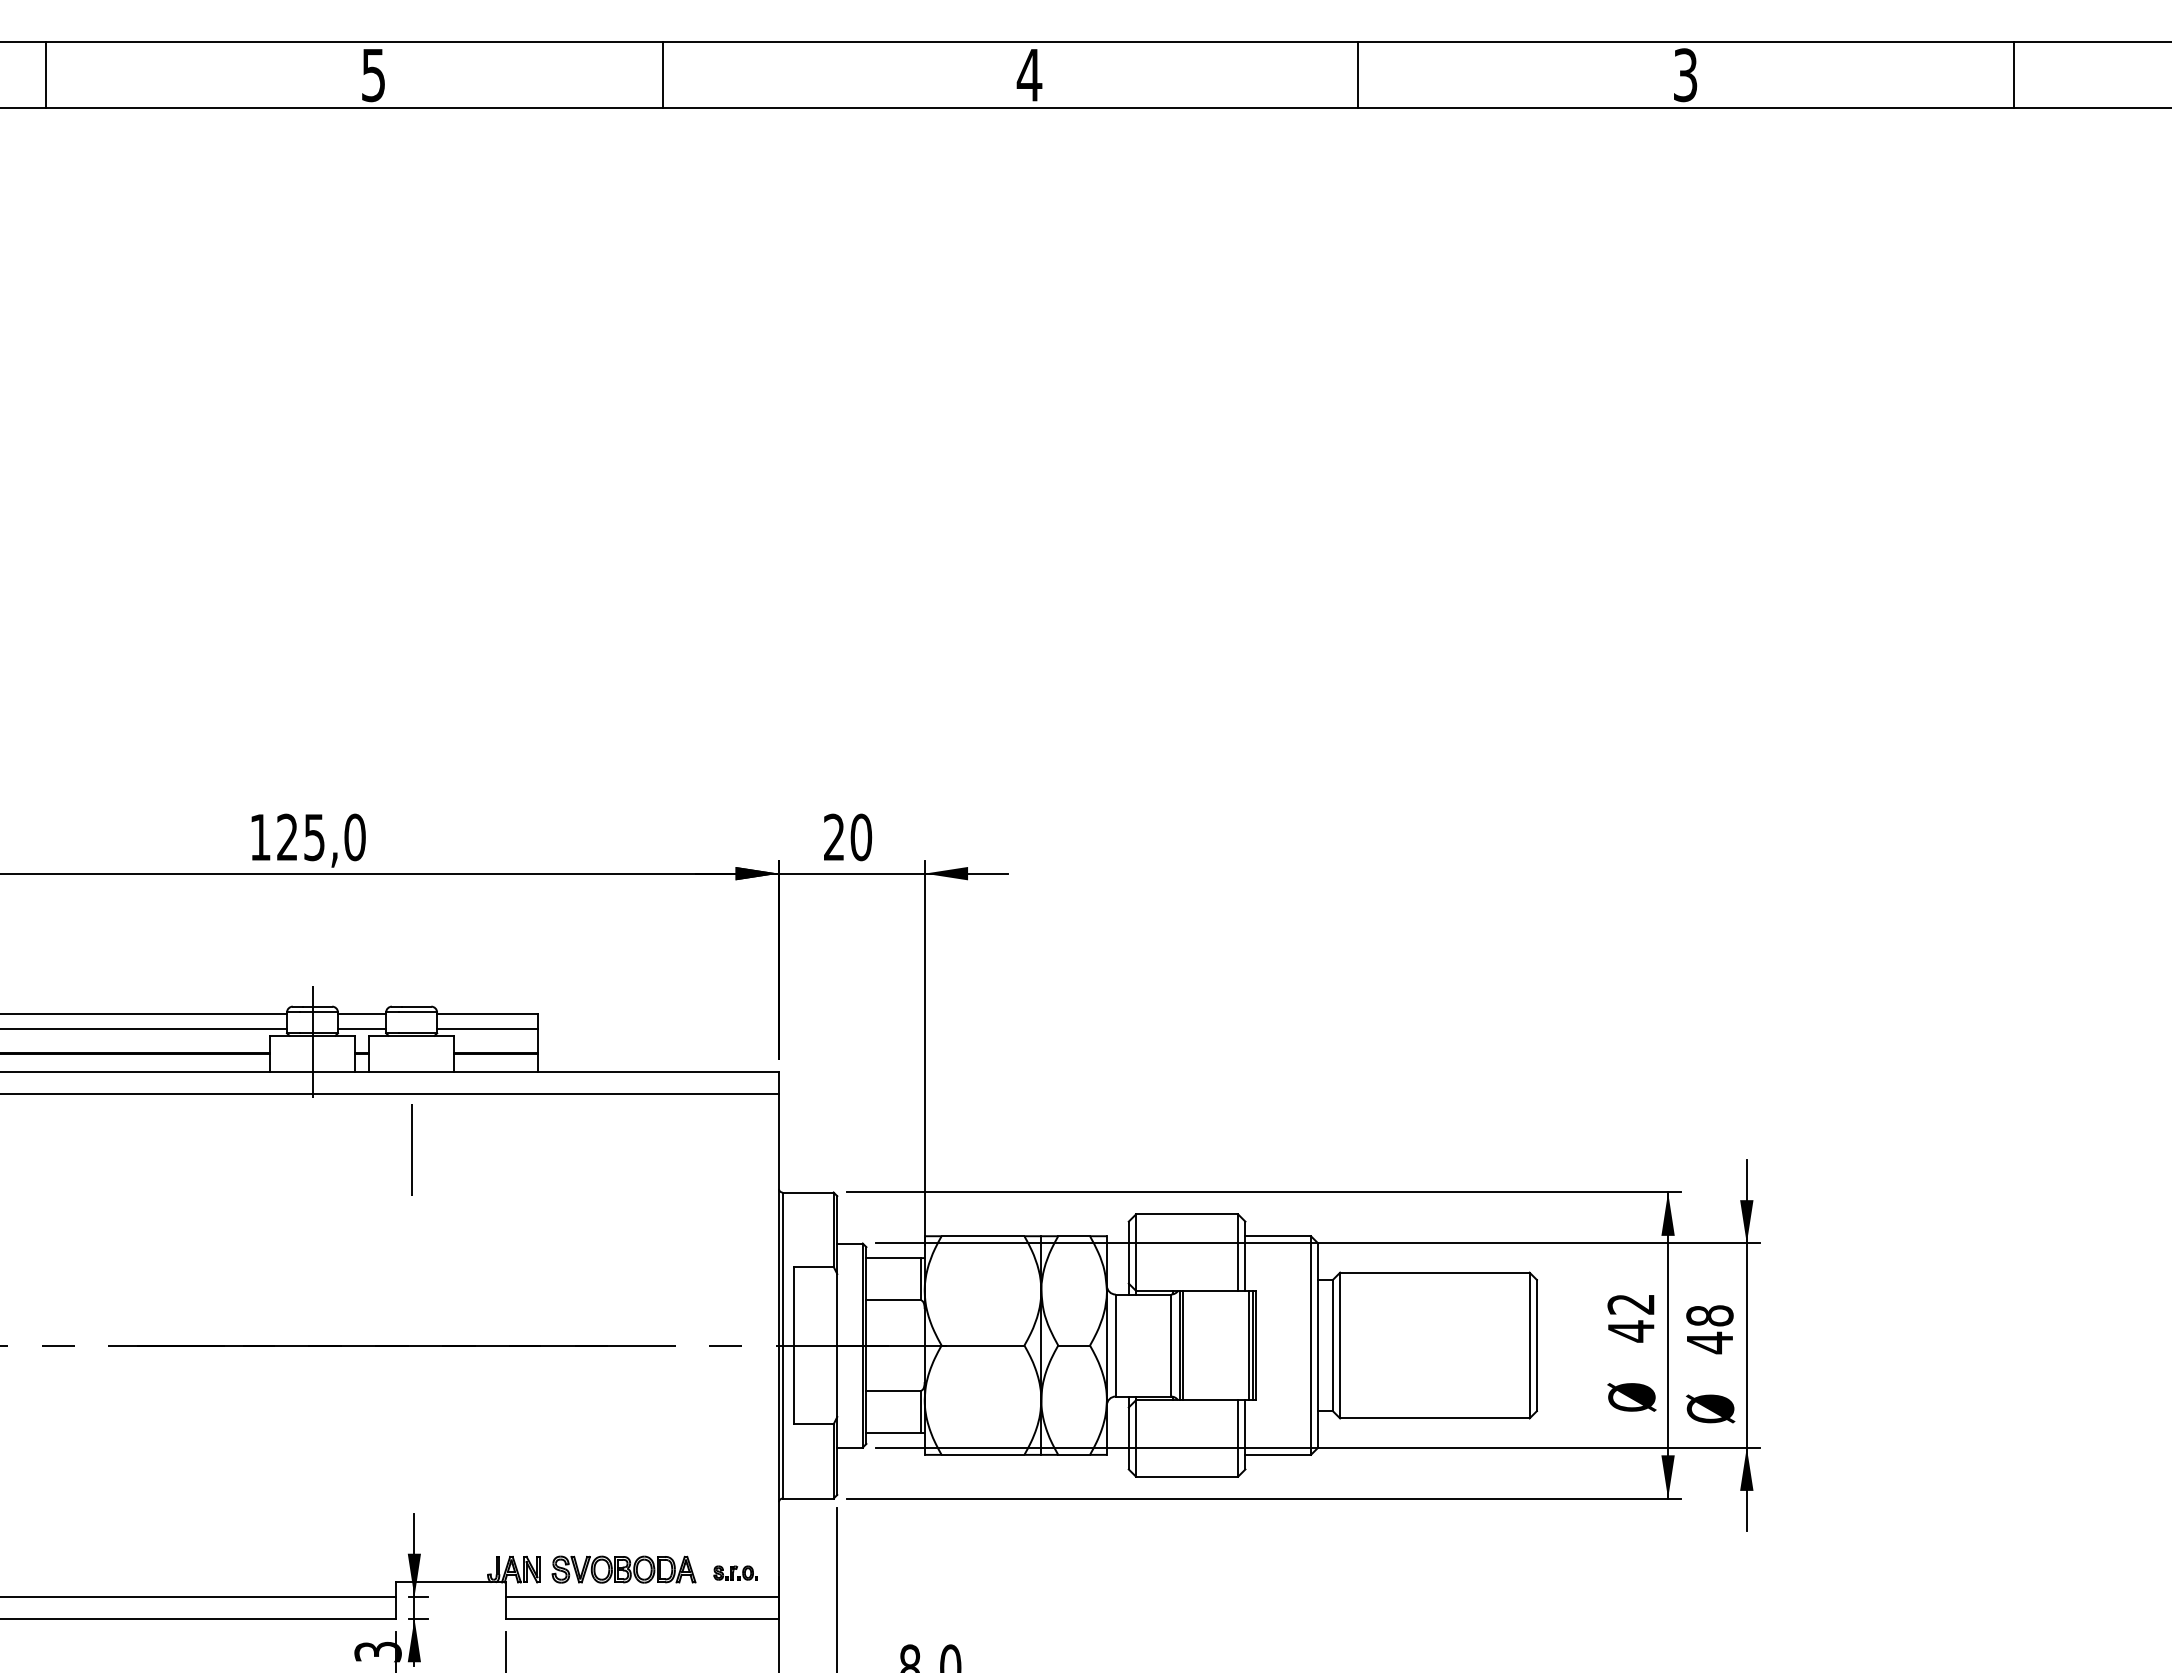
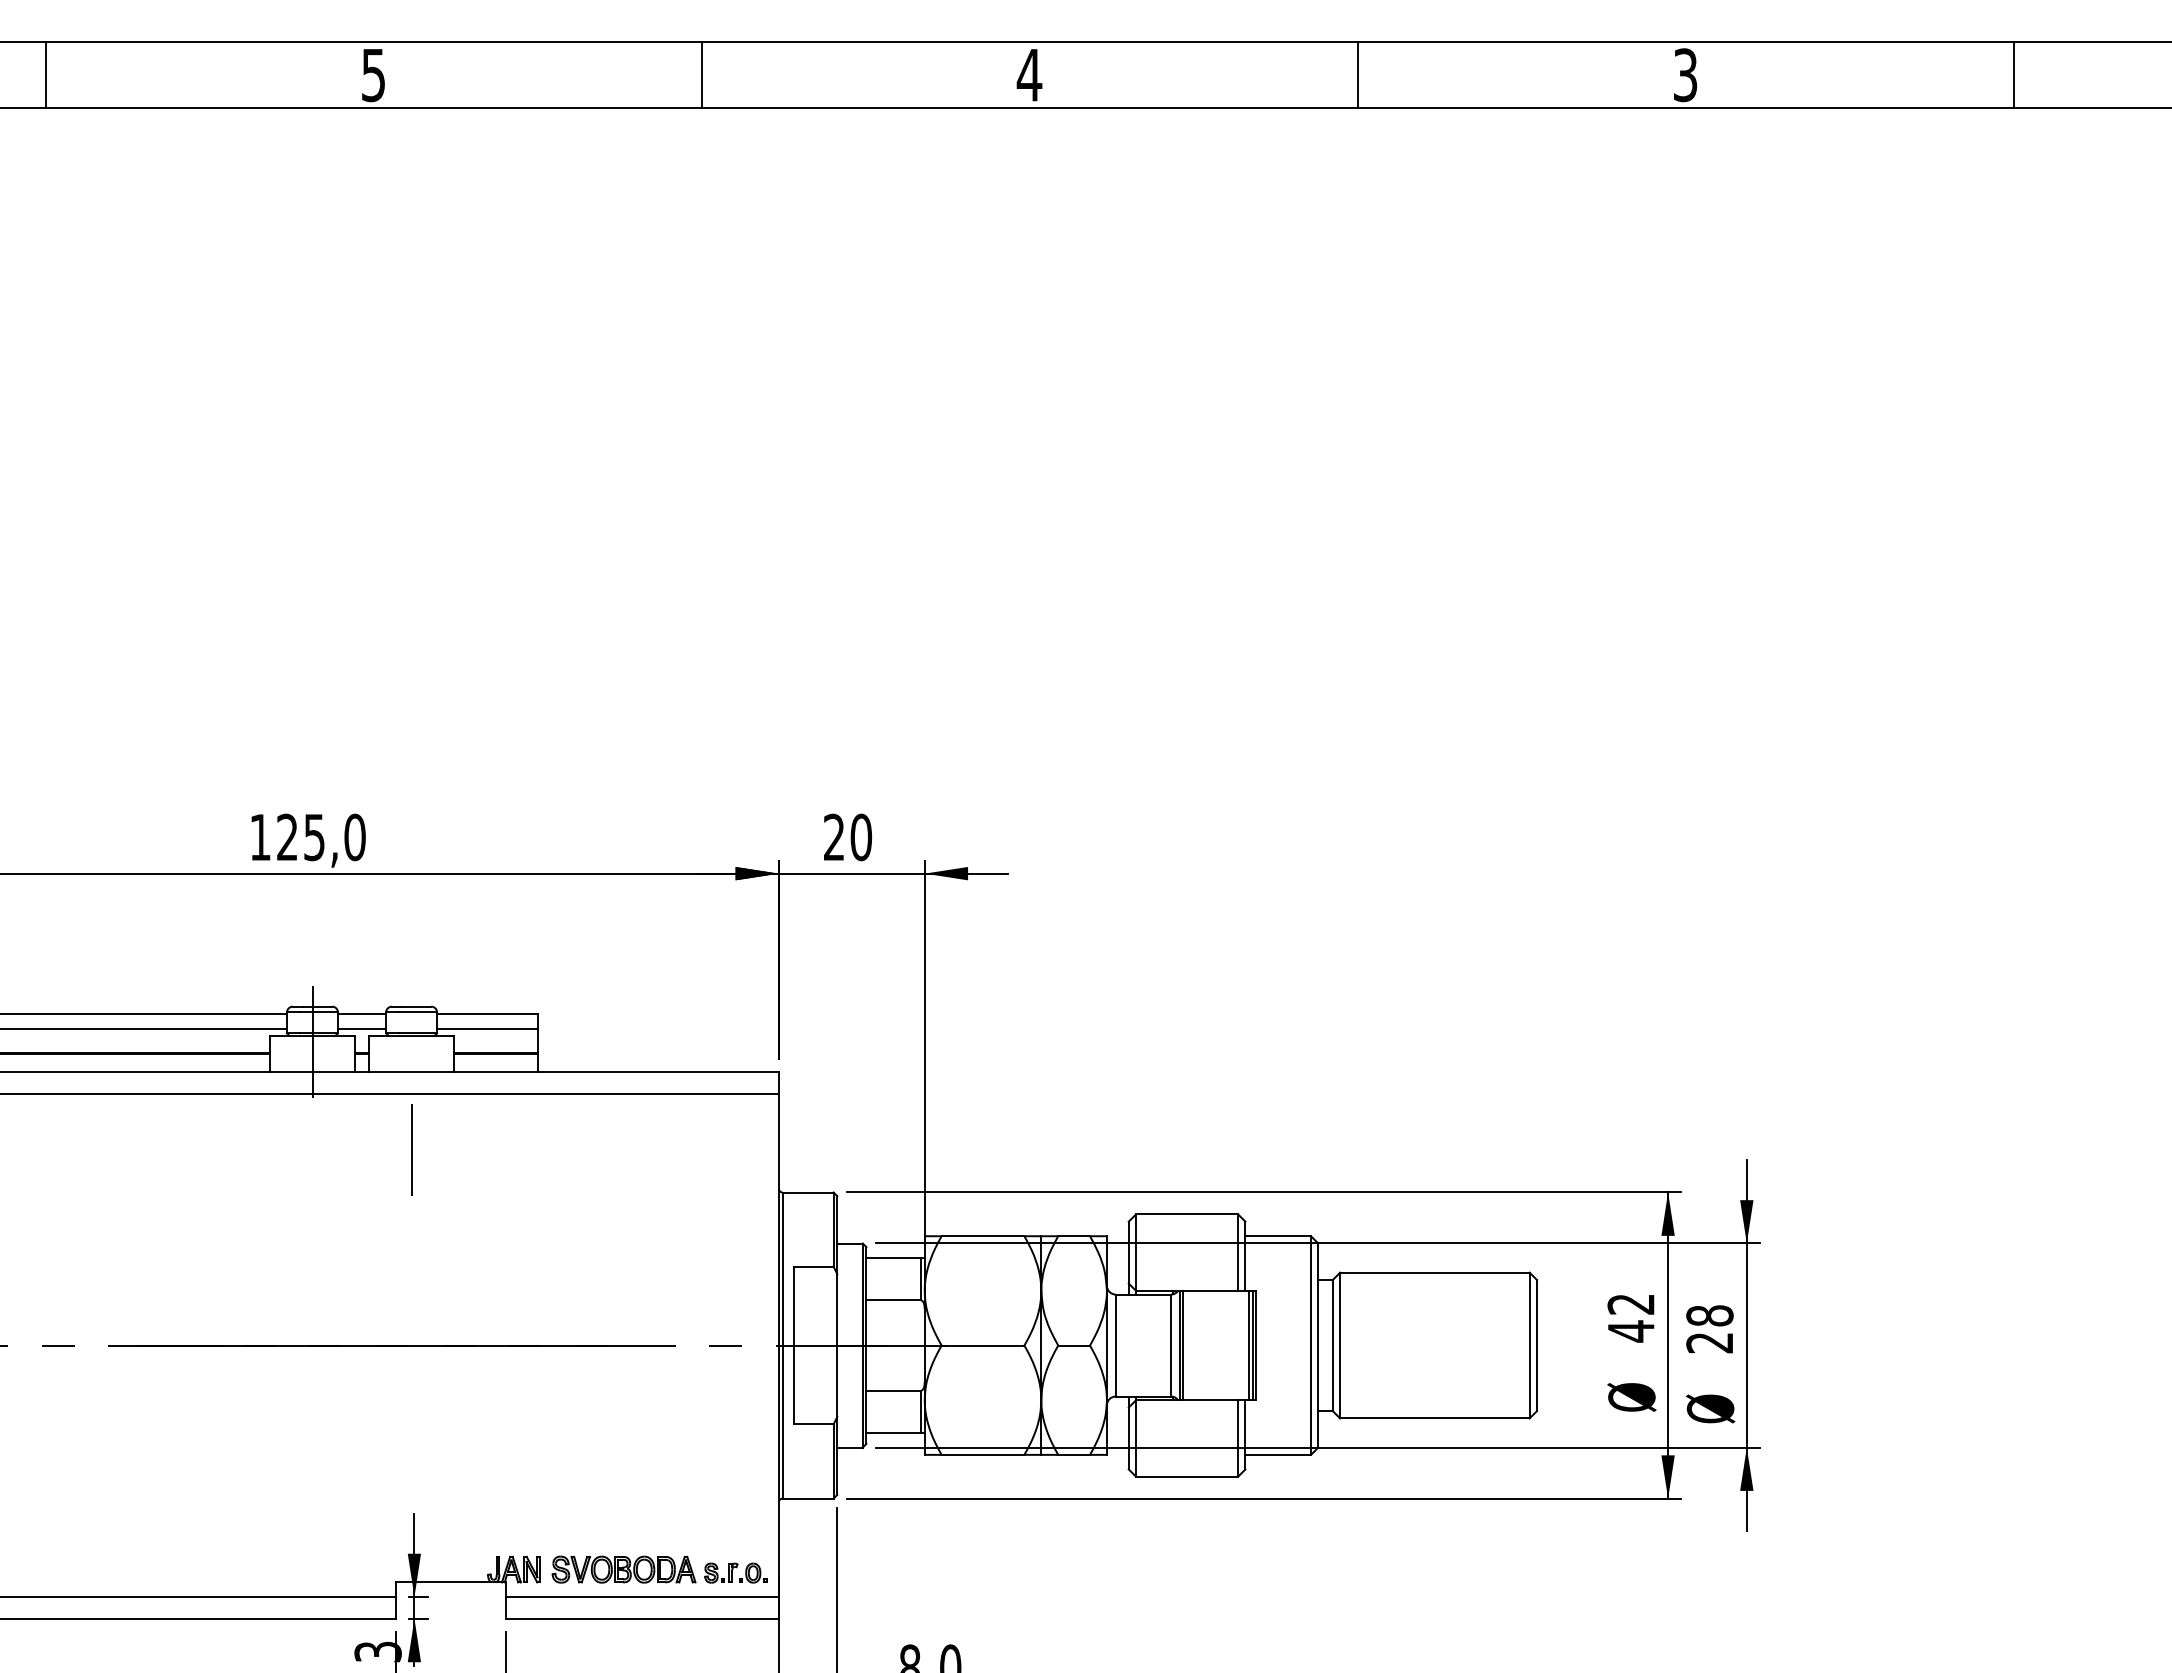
line position: (663, 74) -> (702, 74) (702, 74)
text: 48 -> 28 (1709, 1342)
part size: 45x16 px -> 64x22 px (735, 1572)
